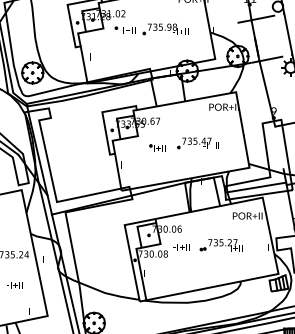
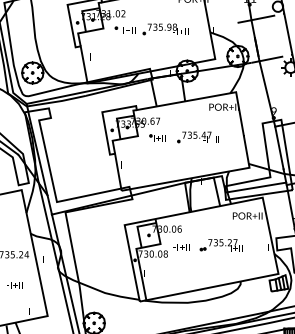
part position: (197, 143) -> (197, 137) (197, 137)
part position: (157, 147) -> (157, 137) (157, 137)
line: none -> present (279, 147)
